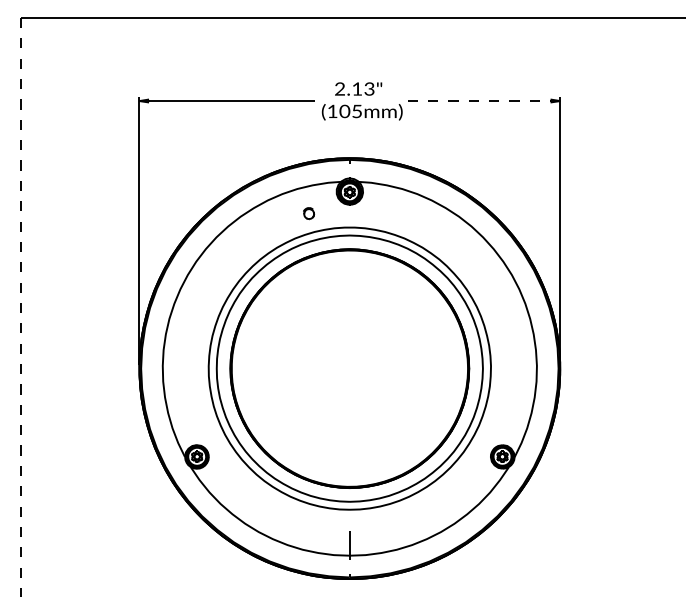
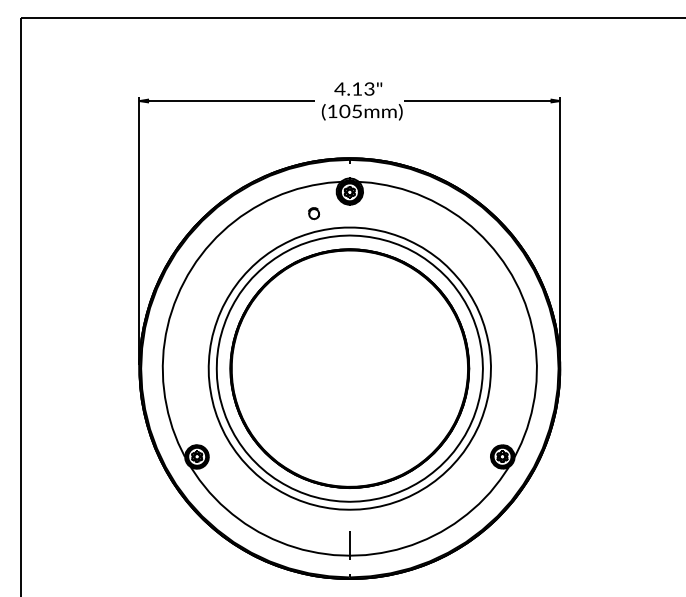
text: 2.13" -> 4.13" (339, 88)
line: dashed -> solid (481, 101)
part position: (309, 213) -> (314, 213) (314, 213)
line: dashed -> solid (20, 307)
